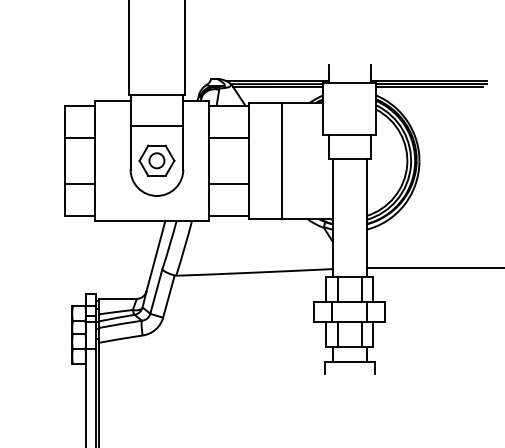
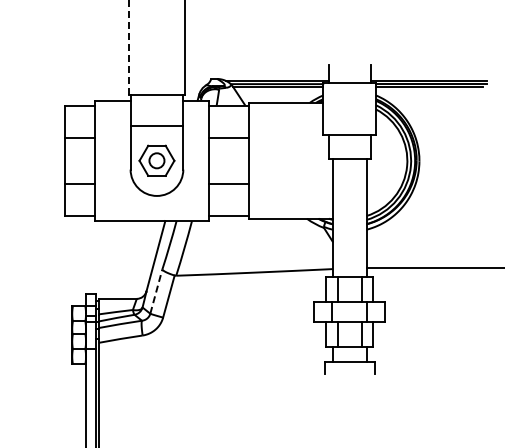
line: solid -> dashed (129, 47)
line: present -> none (281, 160)
line: solid -> dashed (156, 291)
